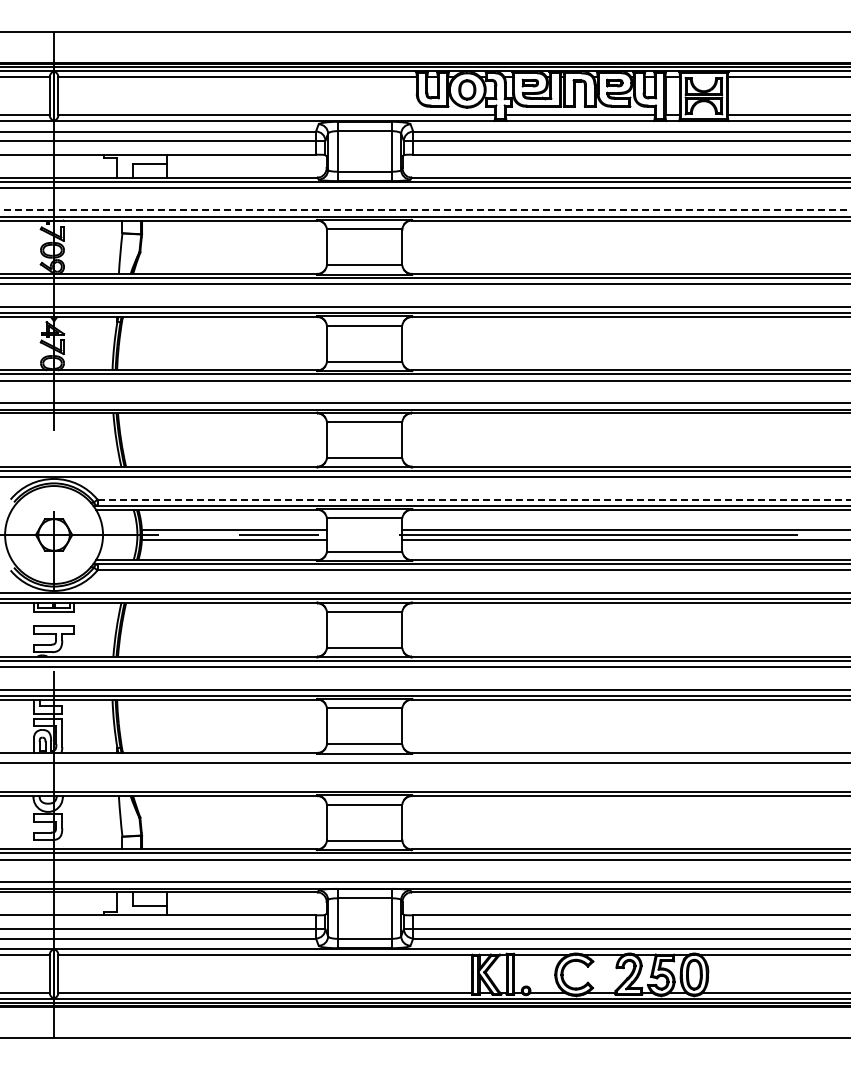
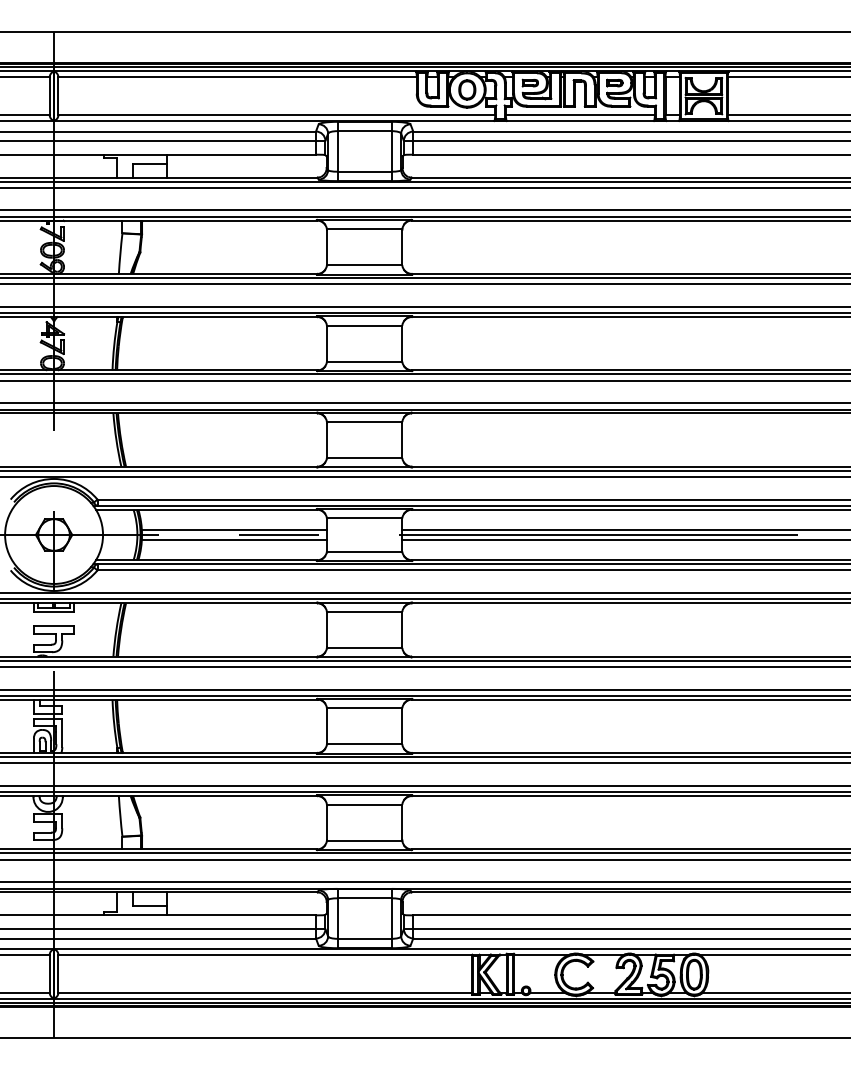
line: dashed -> solid (426, 210)
line: dashed -> solid (474, 499)
line: none -> present (424, 756)
line: none -> present (424, 785)
